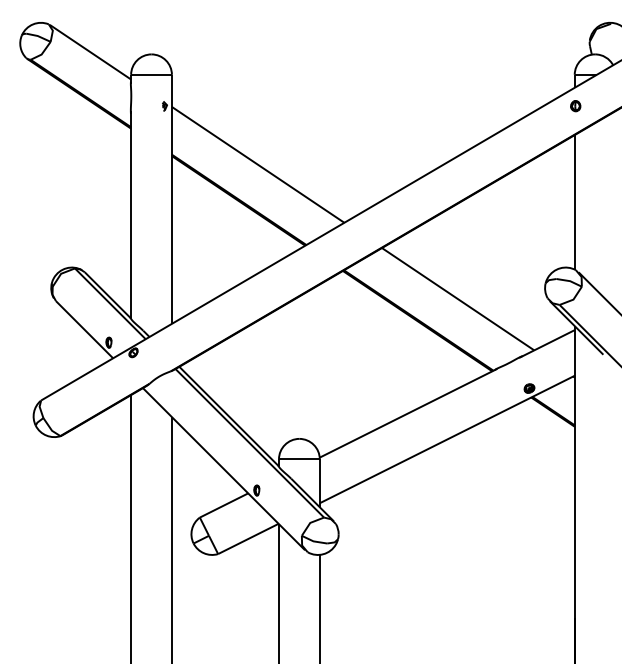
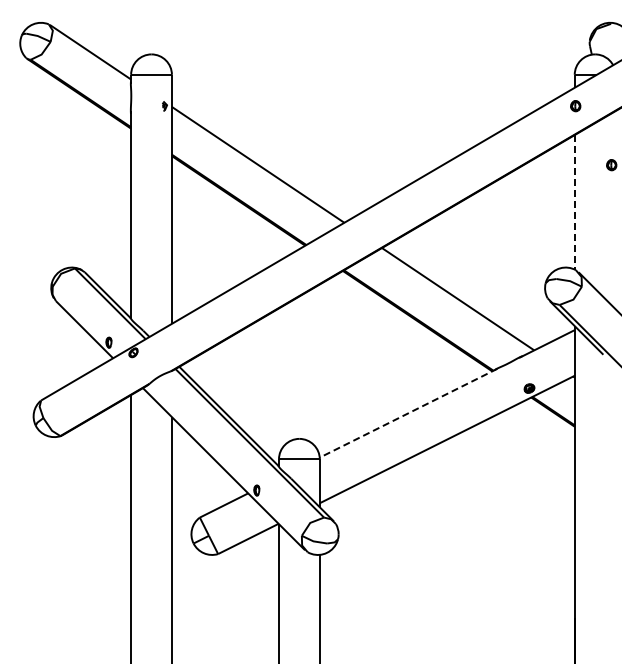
part: none -> present (611, 165)
line: solid -> dashed (574, 202)
line: solid -> dashed (408, 413)
